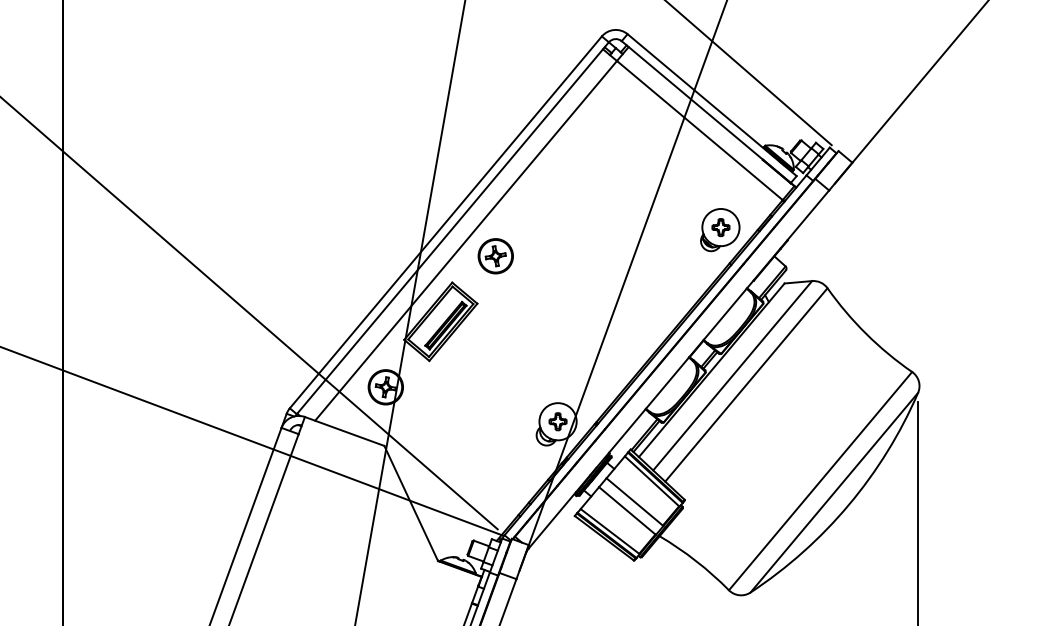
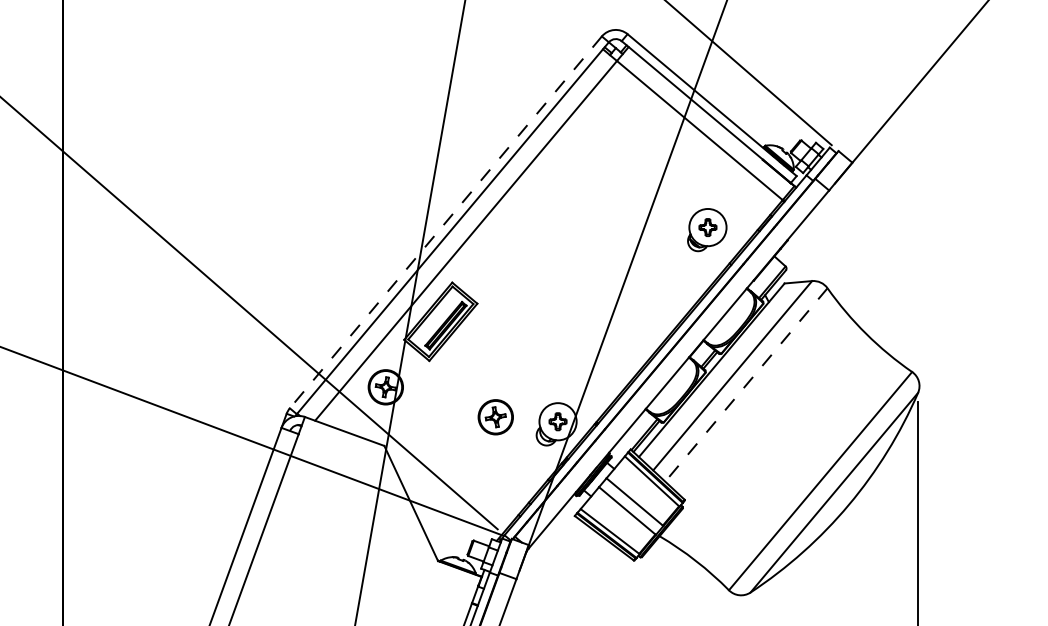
line: solid -> dashed (445, 222)
part position: (720, 230) -> (707, 230) (707, 230)
part position: (495, 256) -> (495, 417) (495, 417)
line: solid -> dashed (746, 385)
